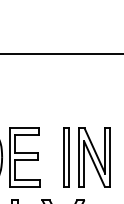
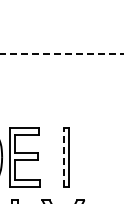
line: solid -> dashed (61, 53)
line: solid -> dashed (63, 156)
part: present -> none (94, 157)
